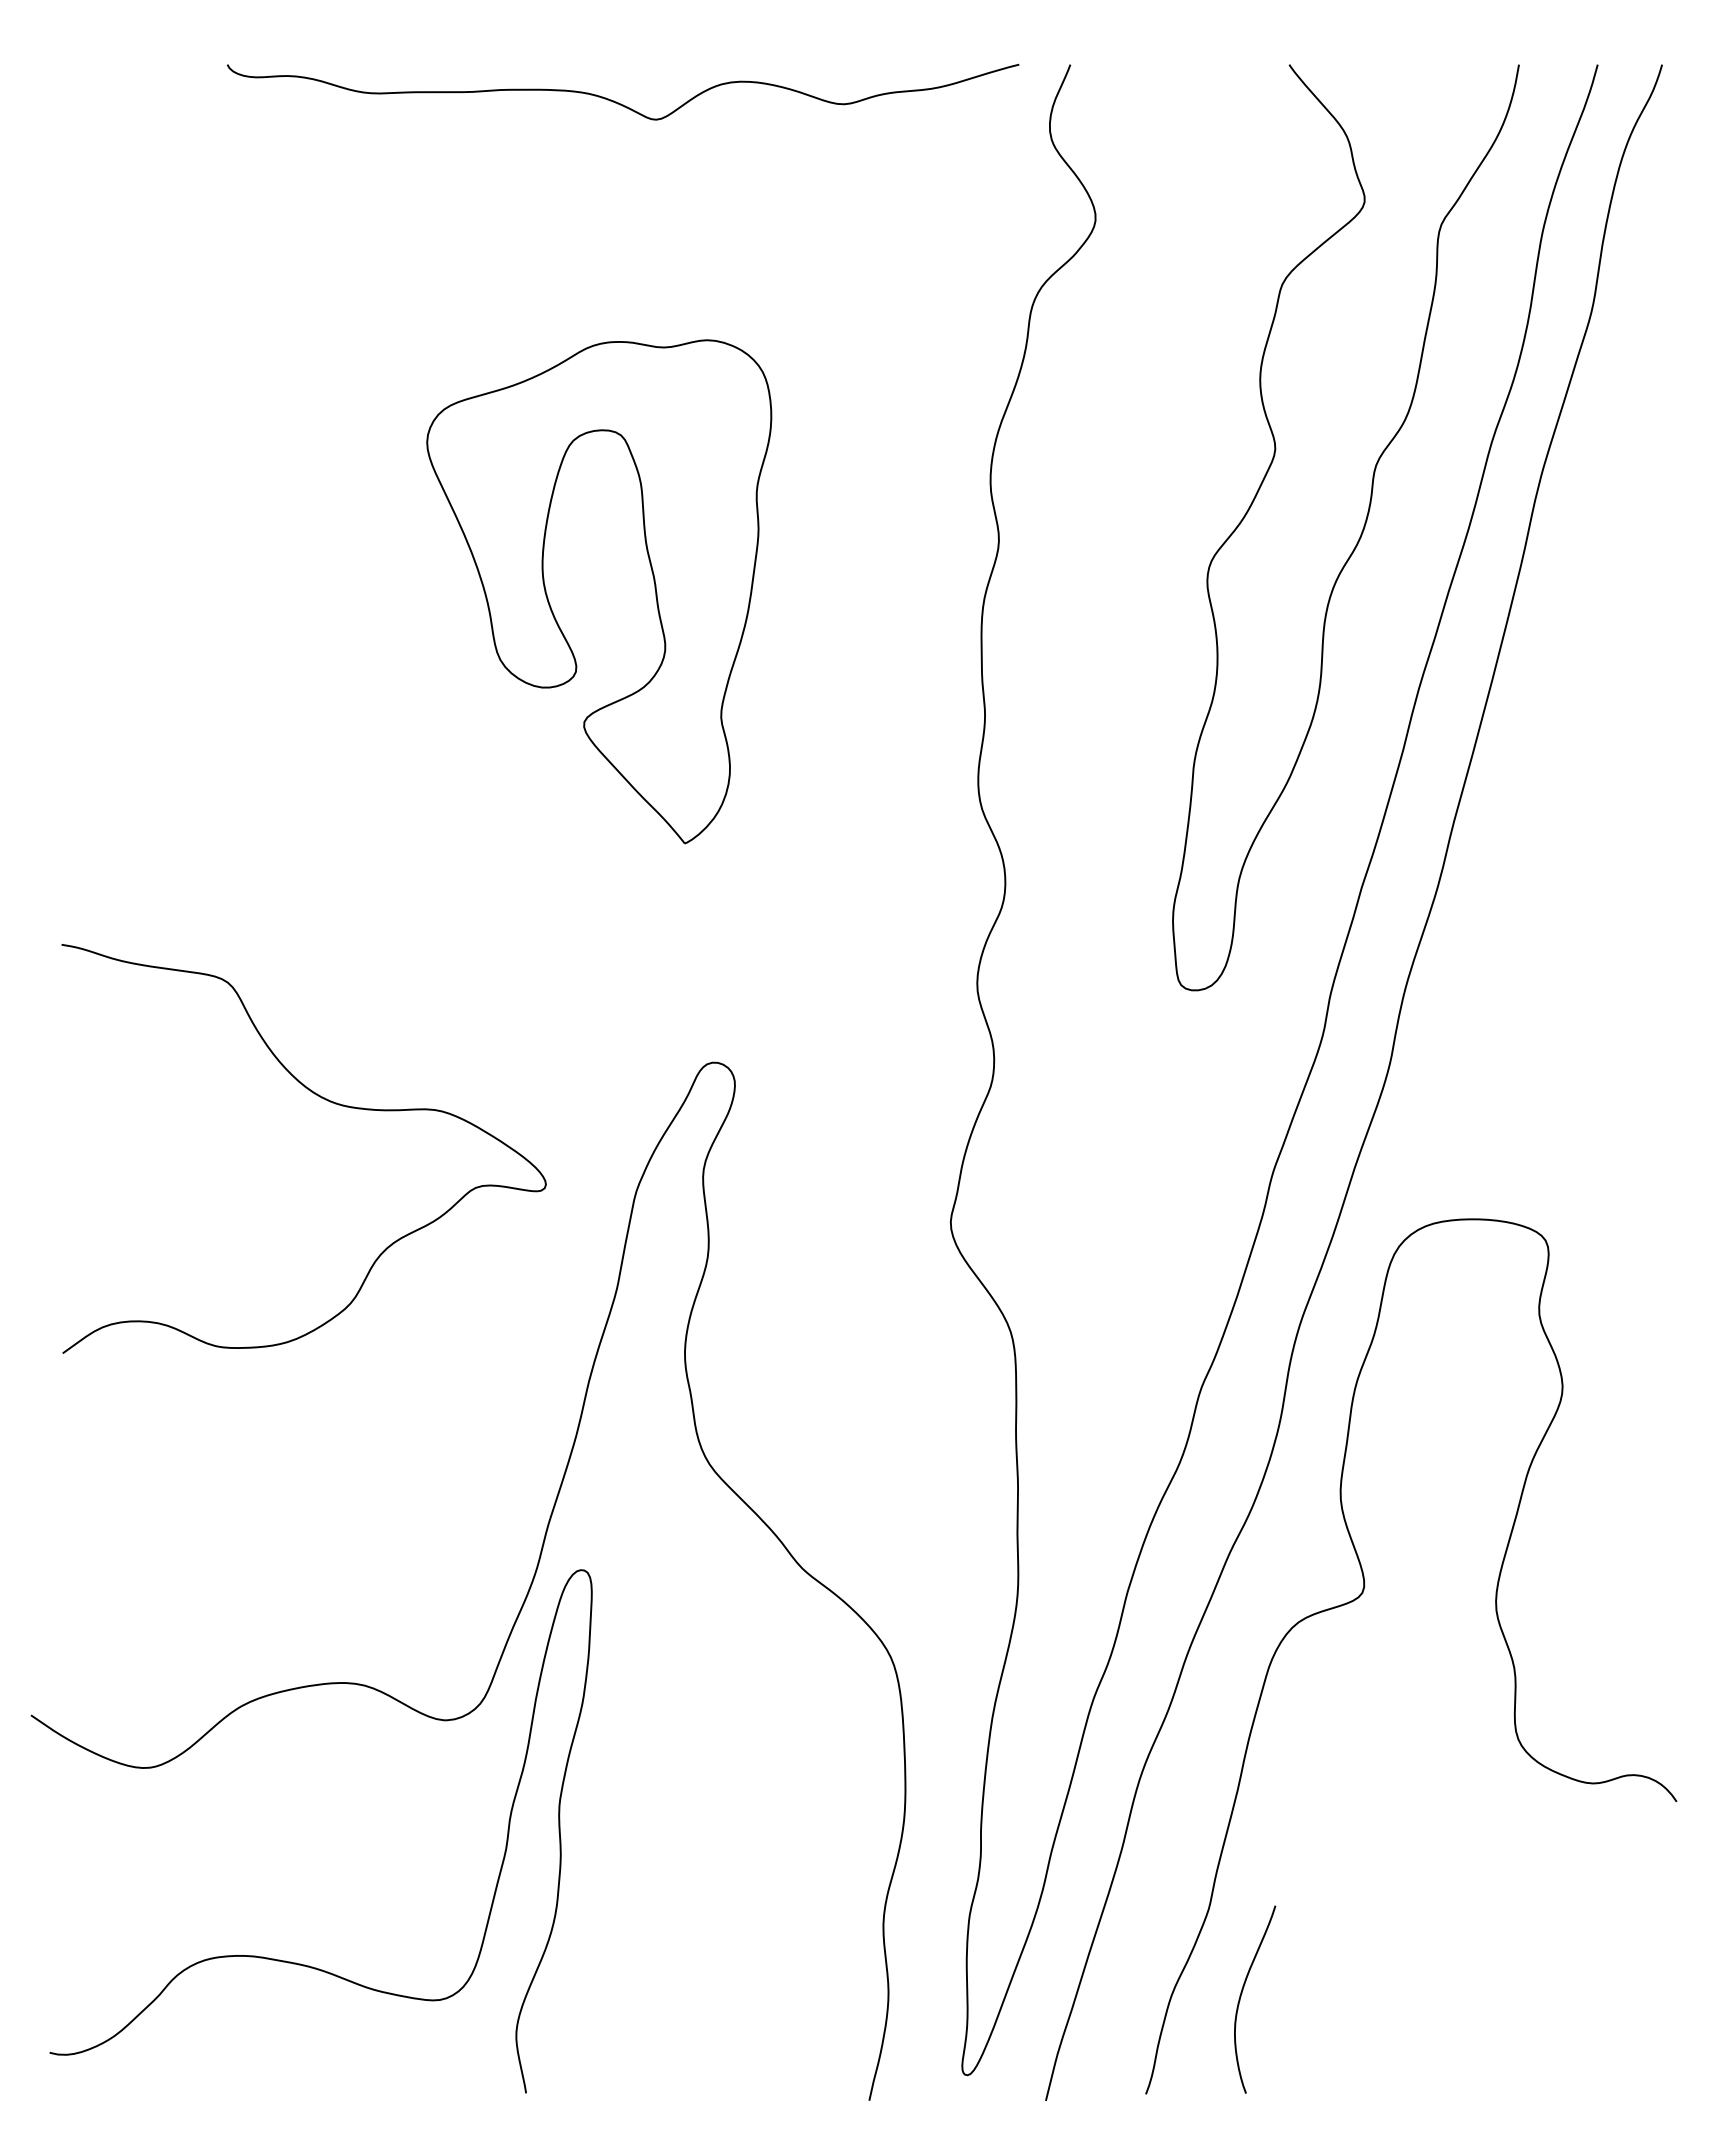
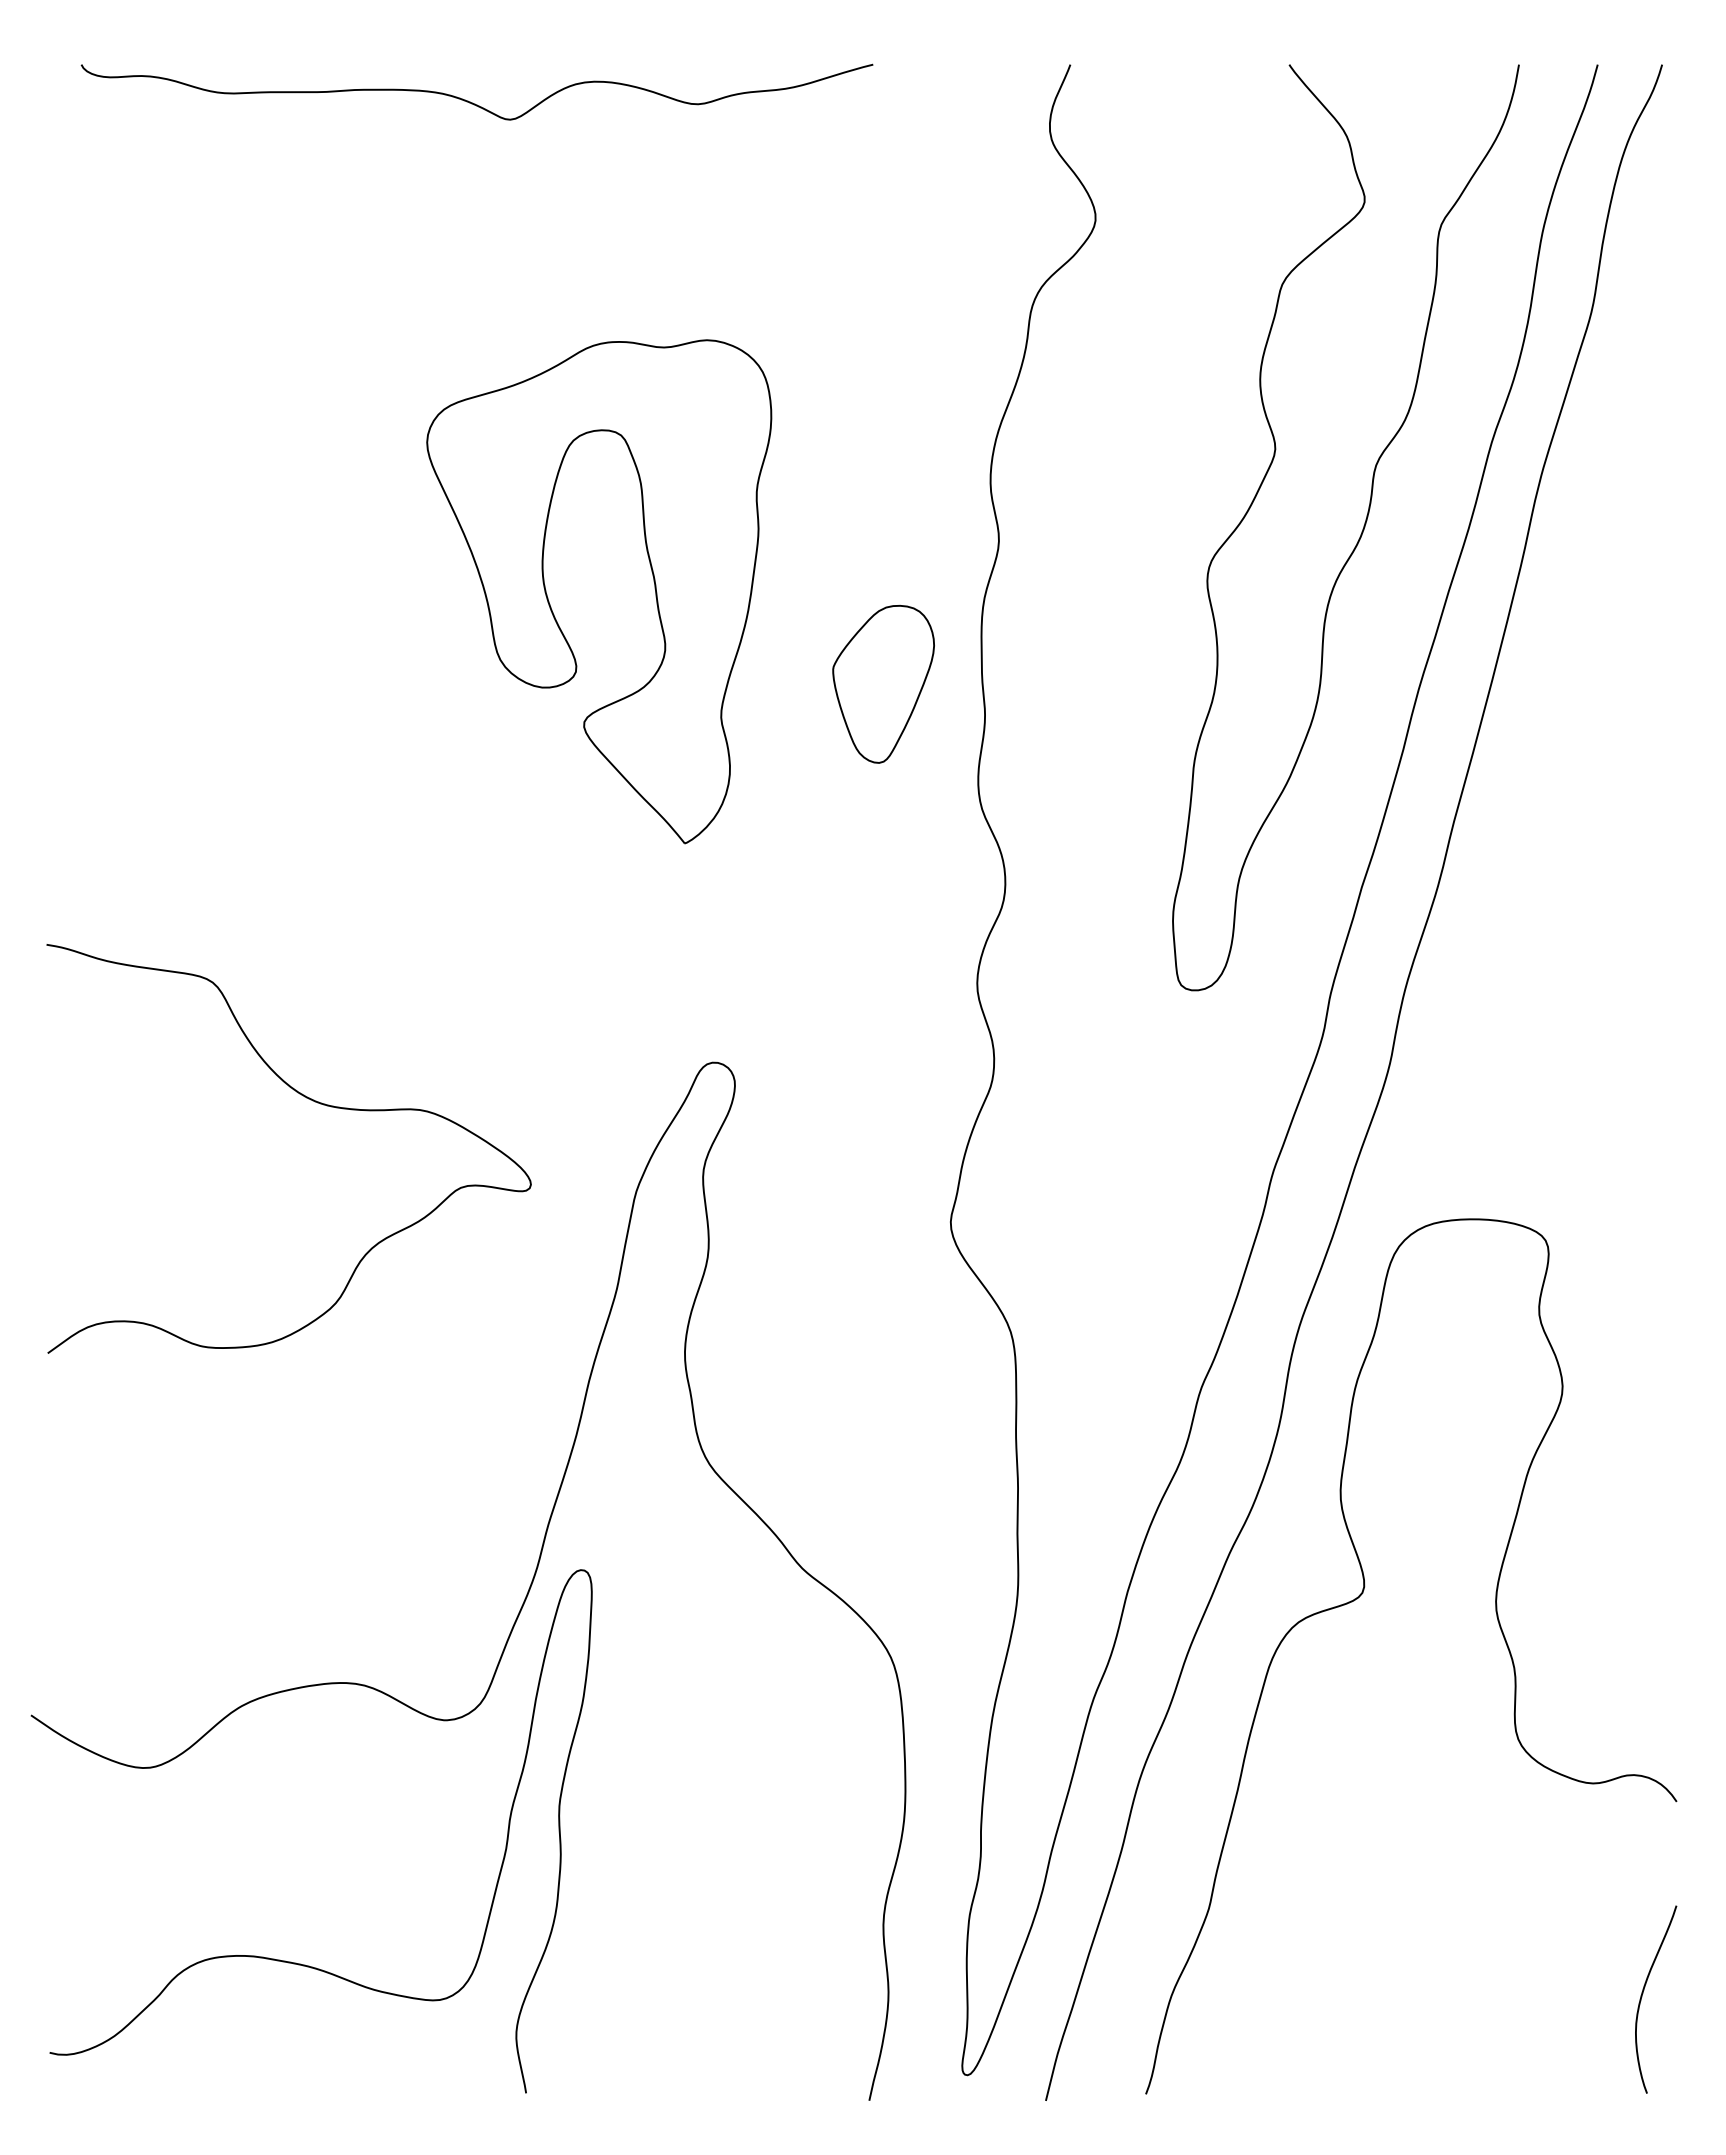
curve position: (616, 101) -> (470, 101) (470, 101)
part: none -> present (883, 684)
curve position: (327, 1101) -> (312, 1101) (312, 1101)
curve position: (1241, 1997) -> (1642, 1997) (1642, 1997)
